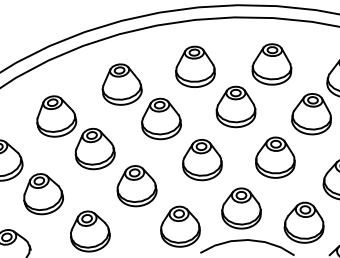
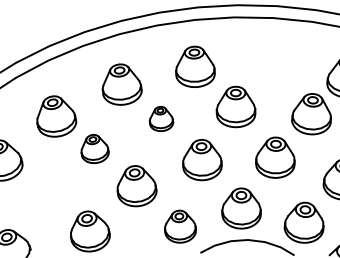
part: present -> none (271, 64)
part size: 41x44 px -> 27x26 px (161, 118)
part size: 42x44 px -> 30x30 px (94, 148)
part: present -> none (43, 194)
part size: 41x43 px -> 33x35 px (180, 226)
